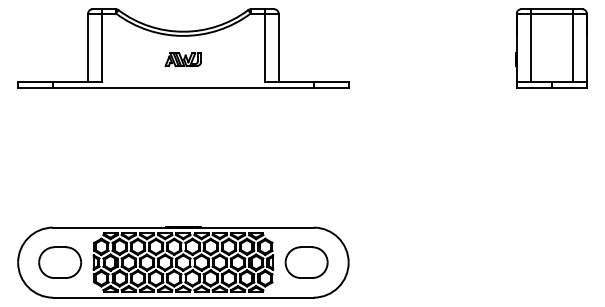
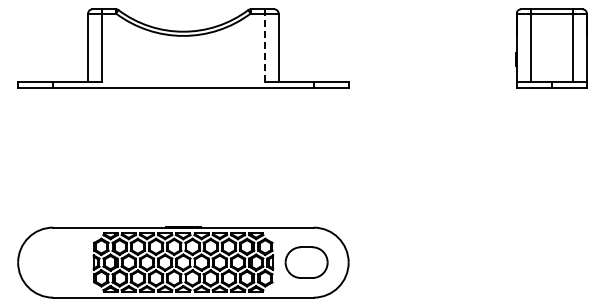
line: solid -> dashed (264, 47)
part: present -> none (182, 59)
part: present -> none (60, 262)
